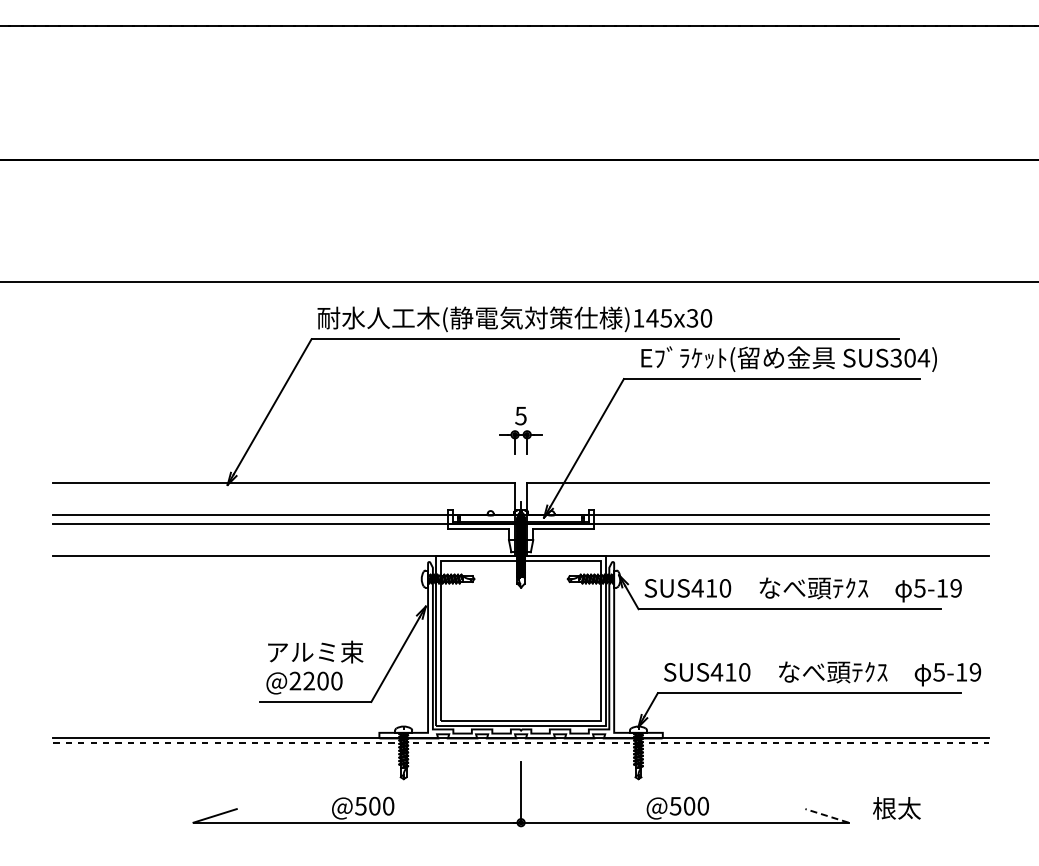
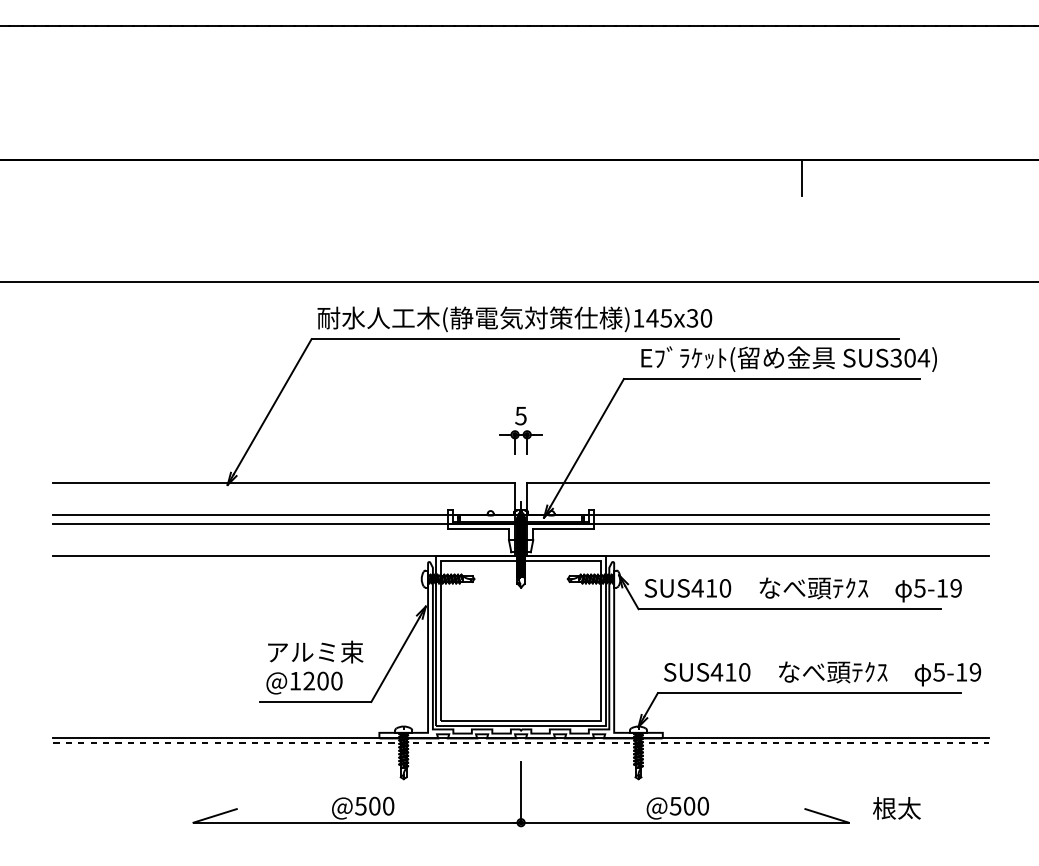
line: none -> present (802, 177)
text: @2200 -> @1200 (295, 680)
line: dashed -> solid (827, 815)
